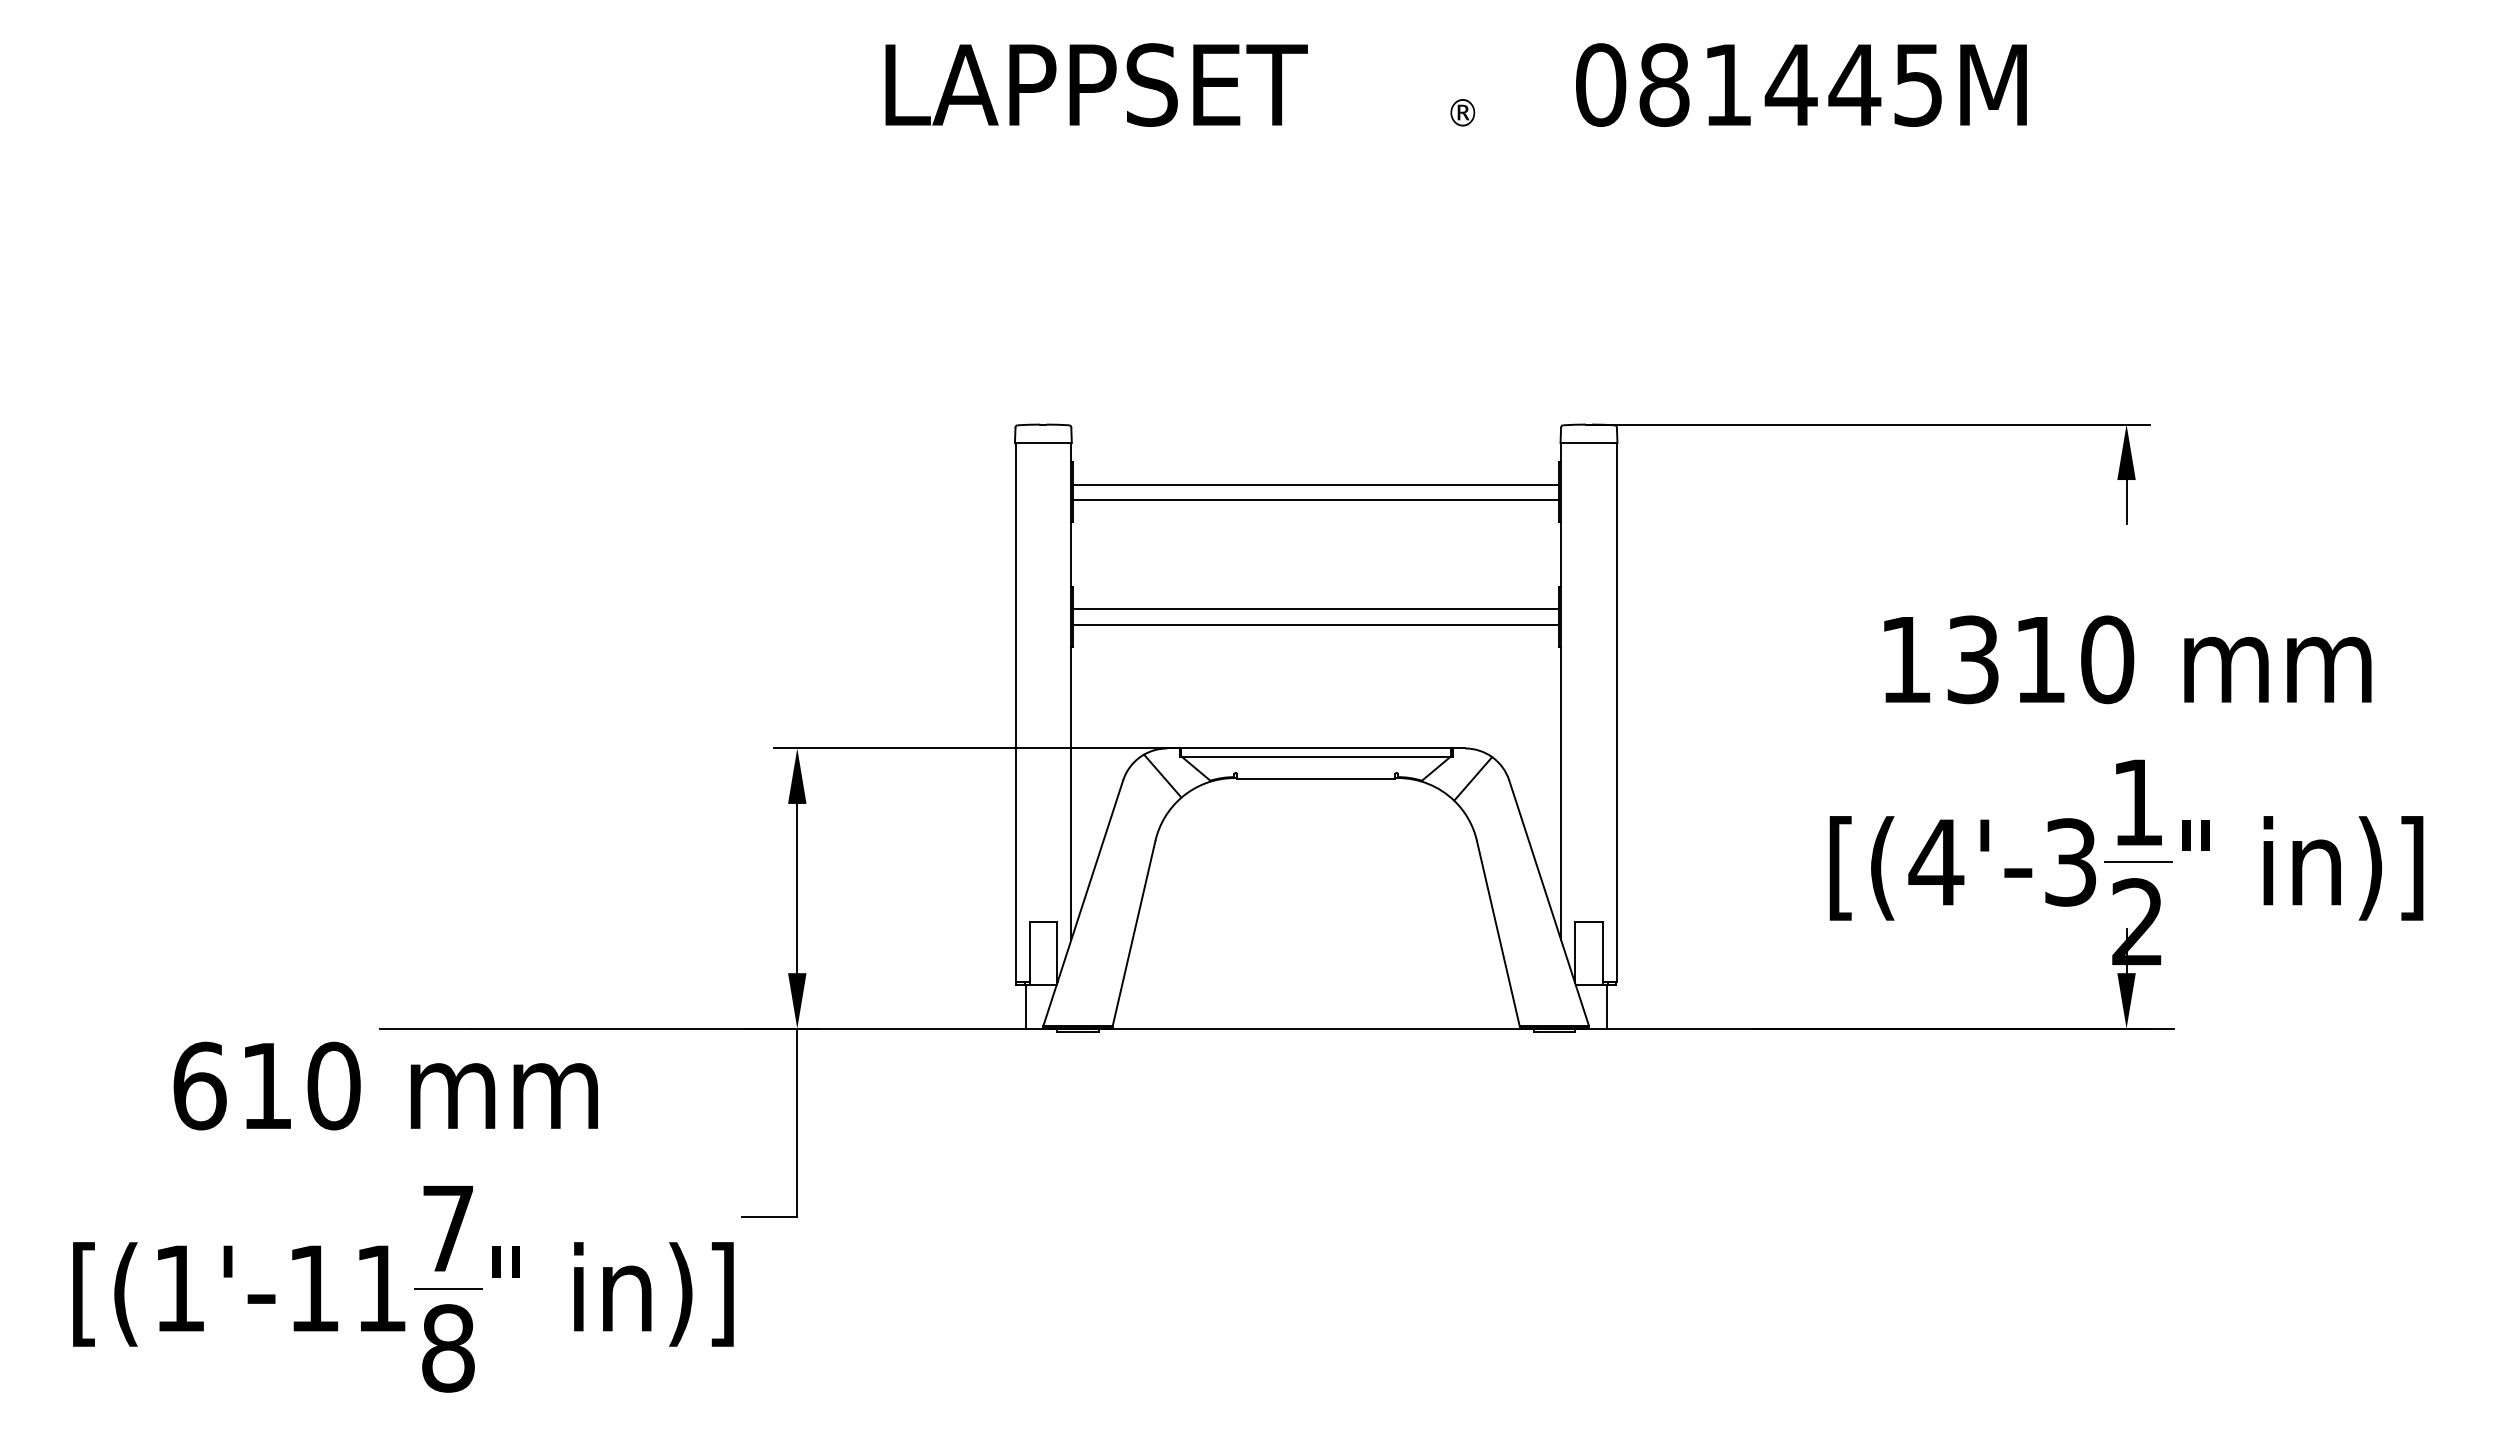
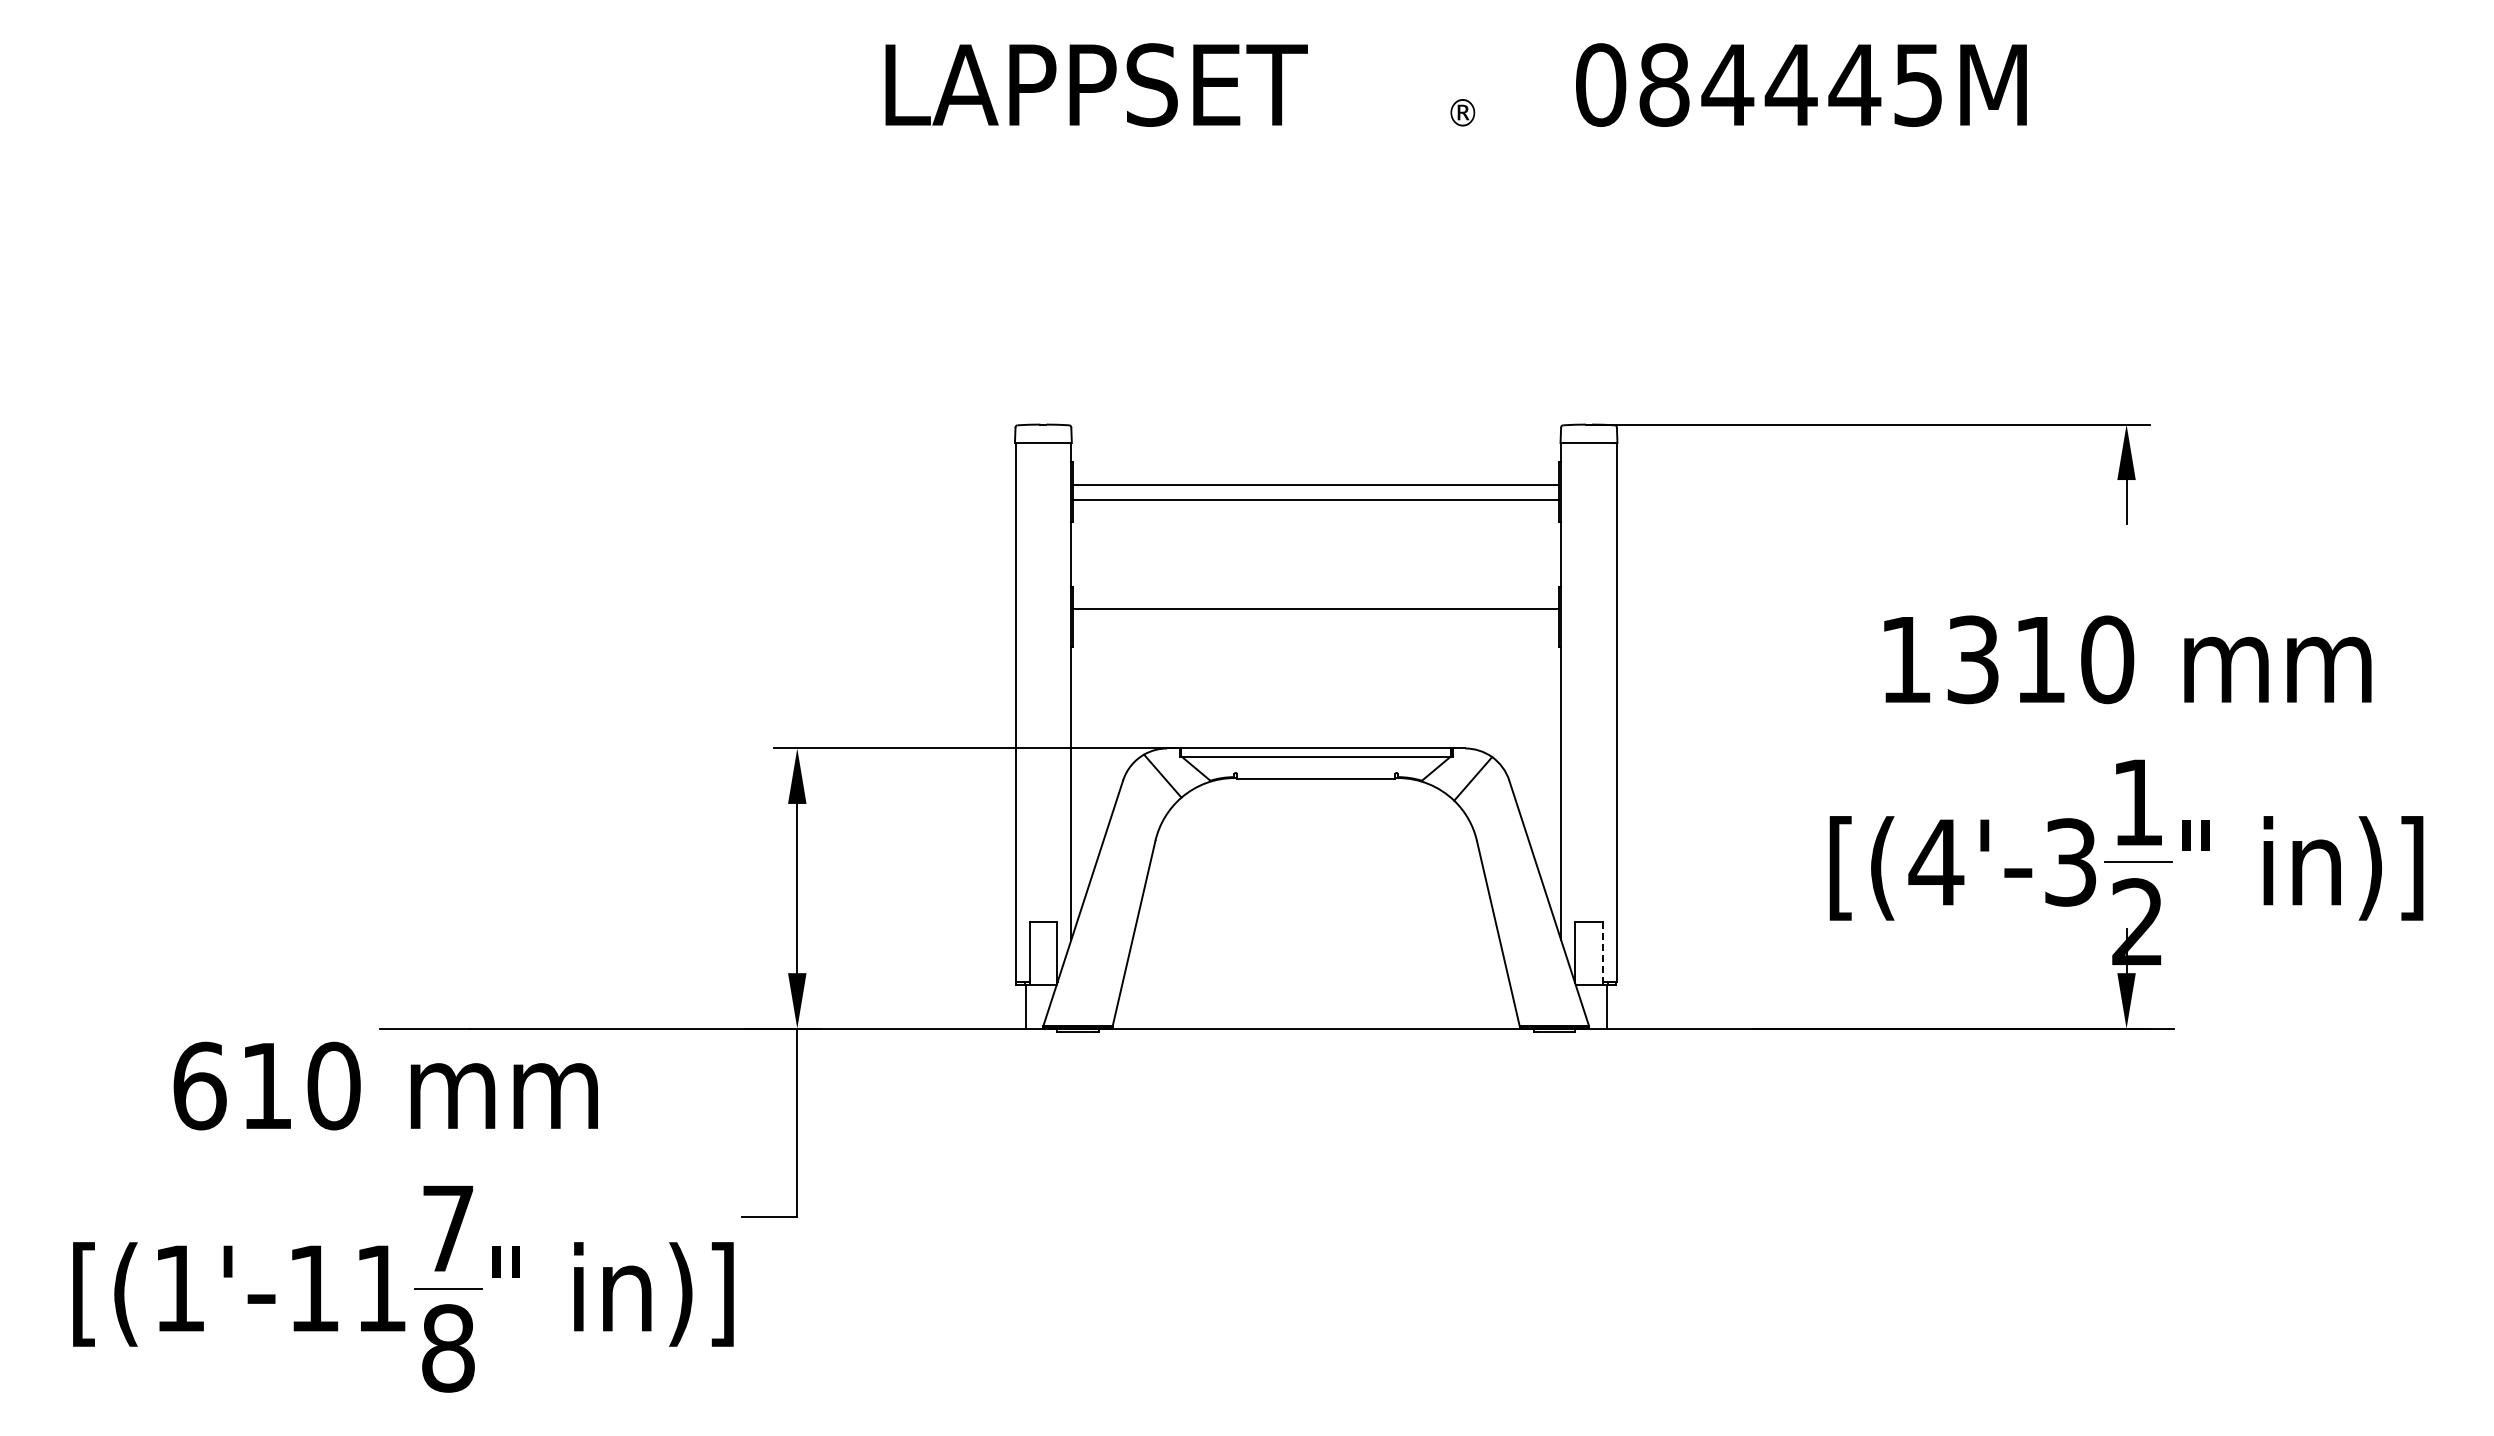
text: 081445M -> 084445M (1727, 84)
line: present -> none (1315, 624)
line: solid -> dashed (1602, 951)
